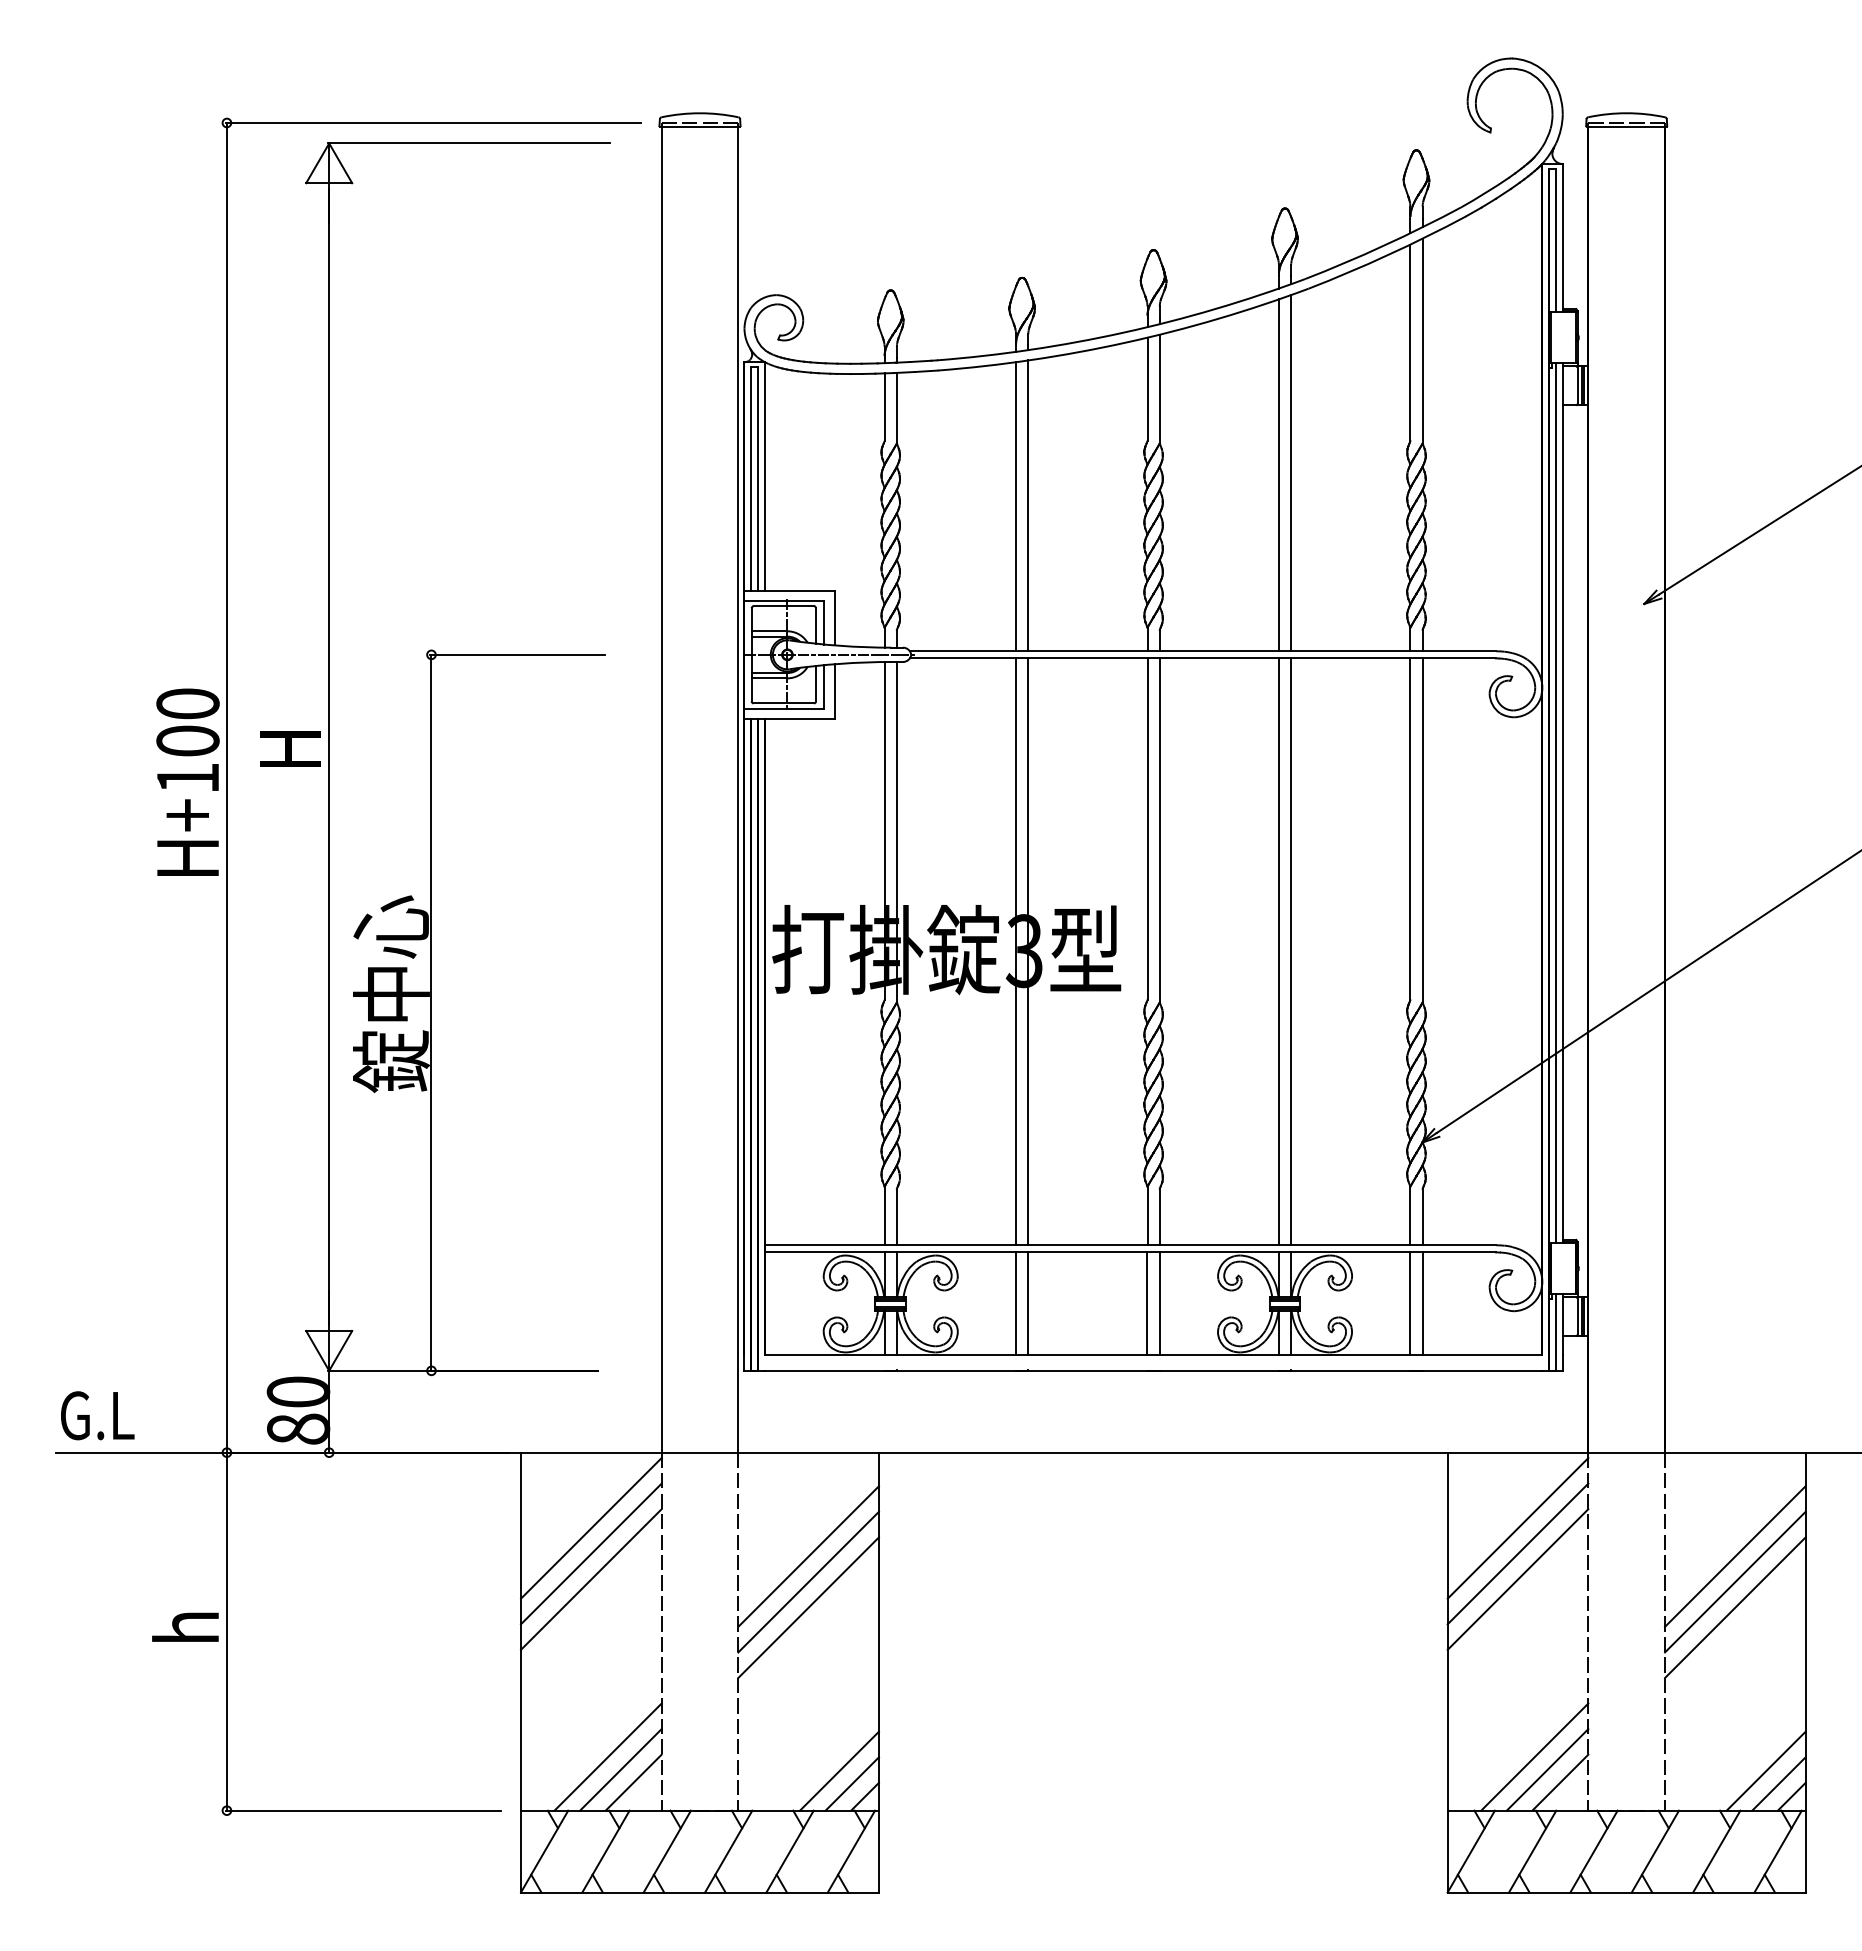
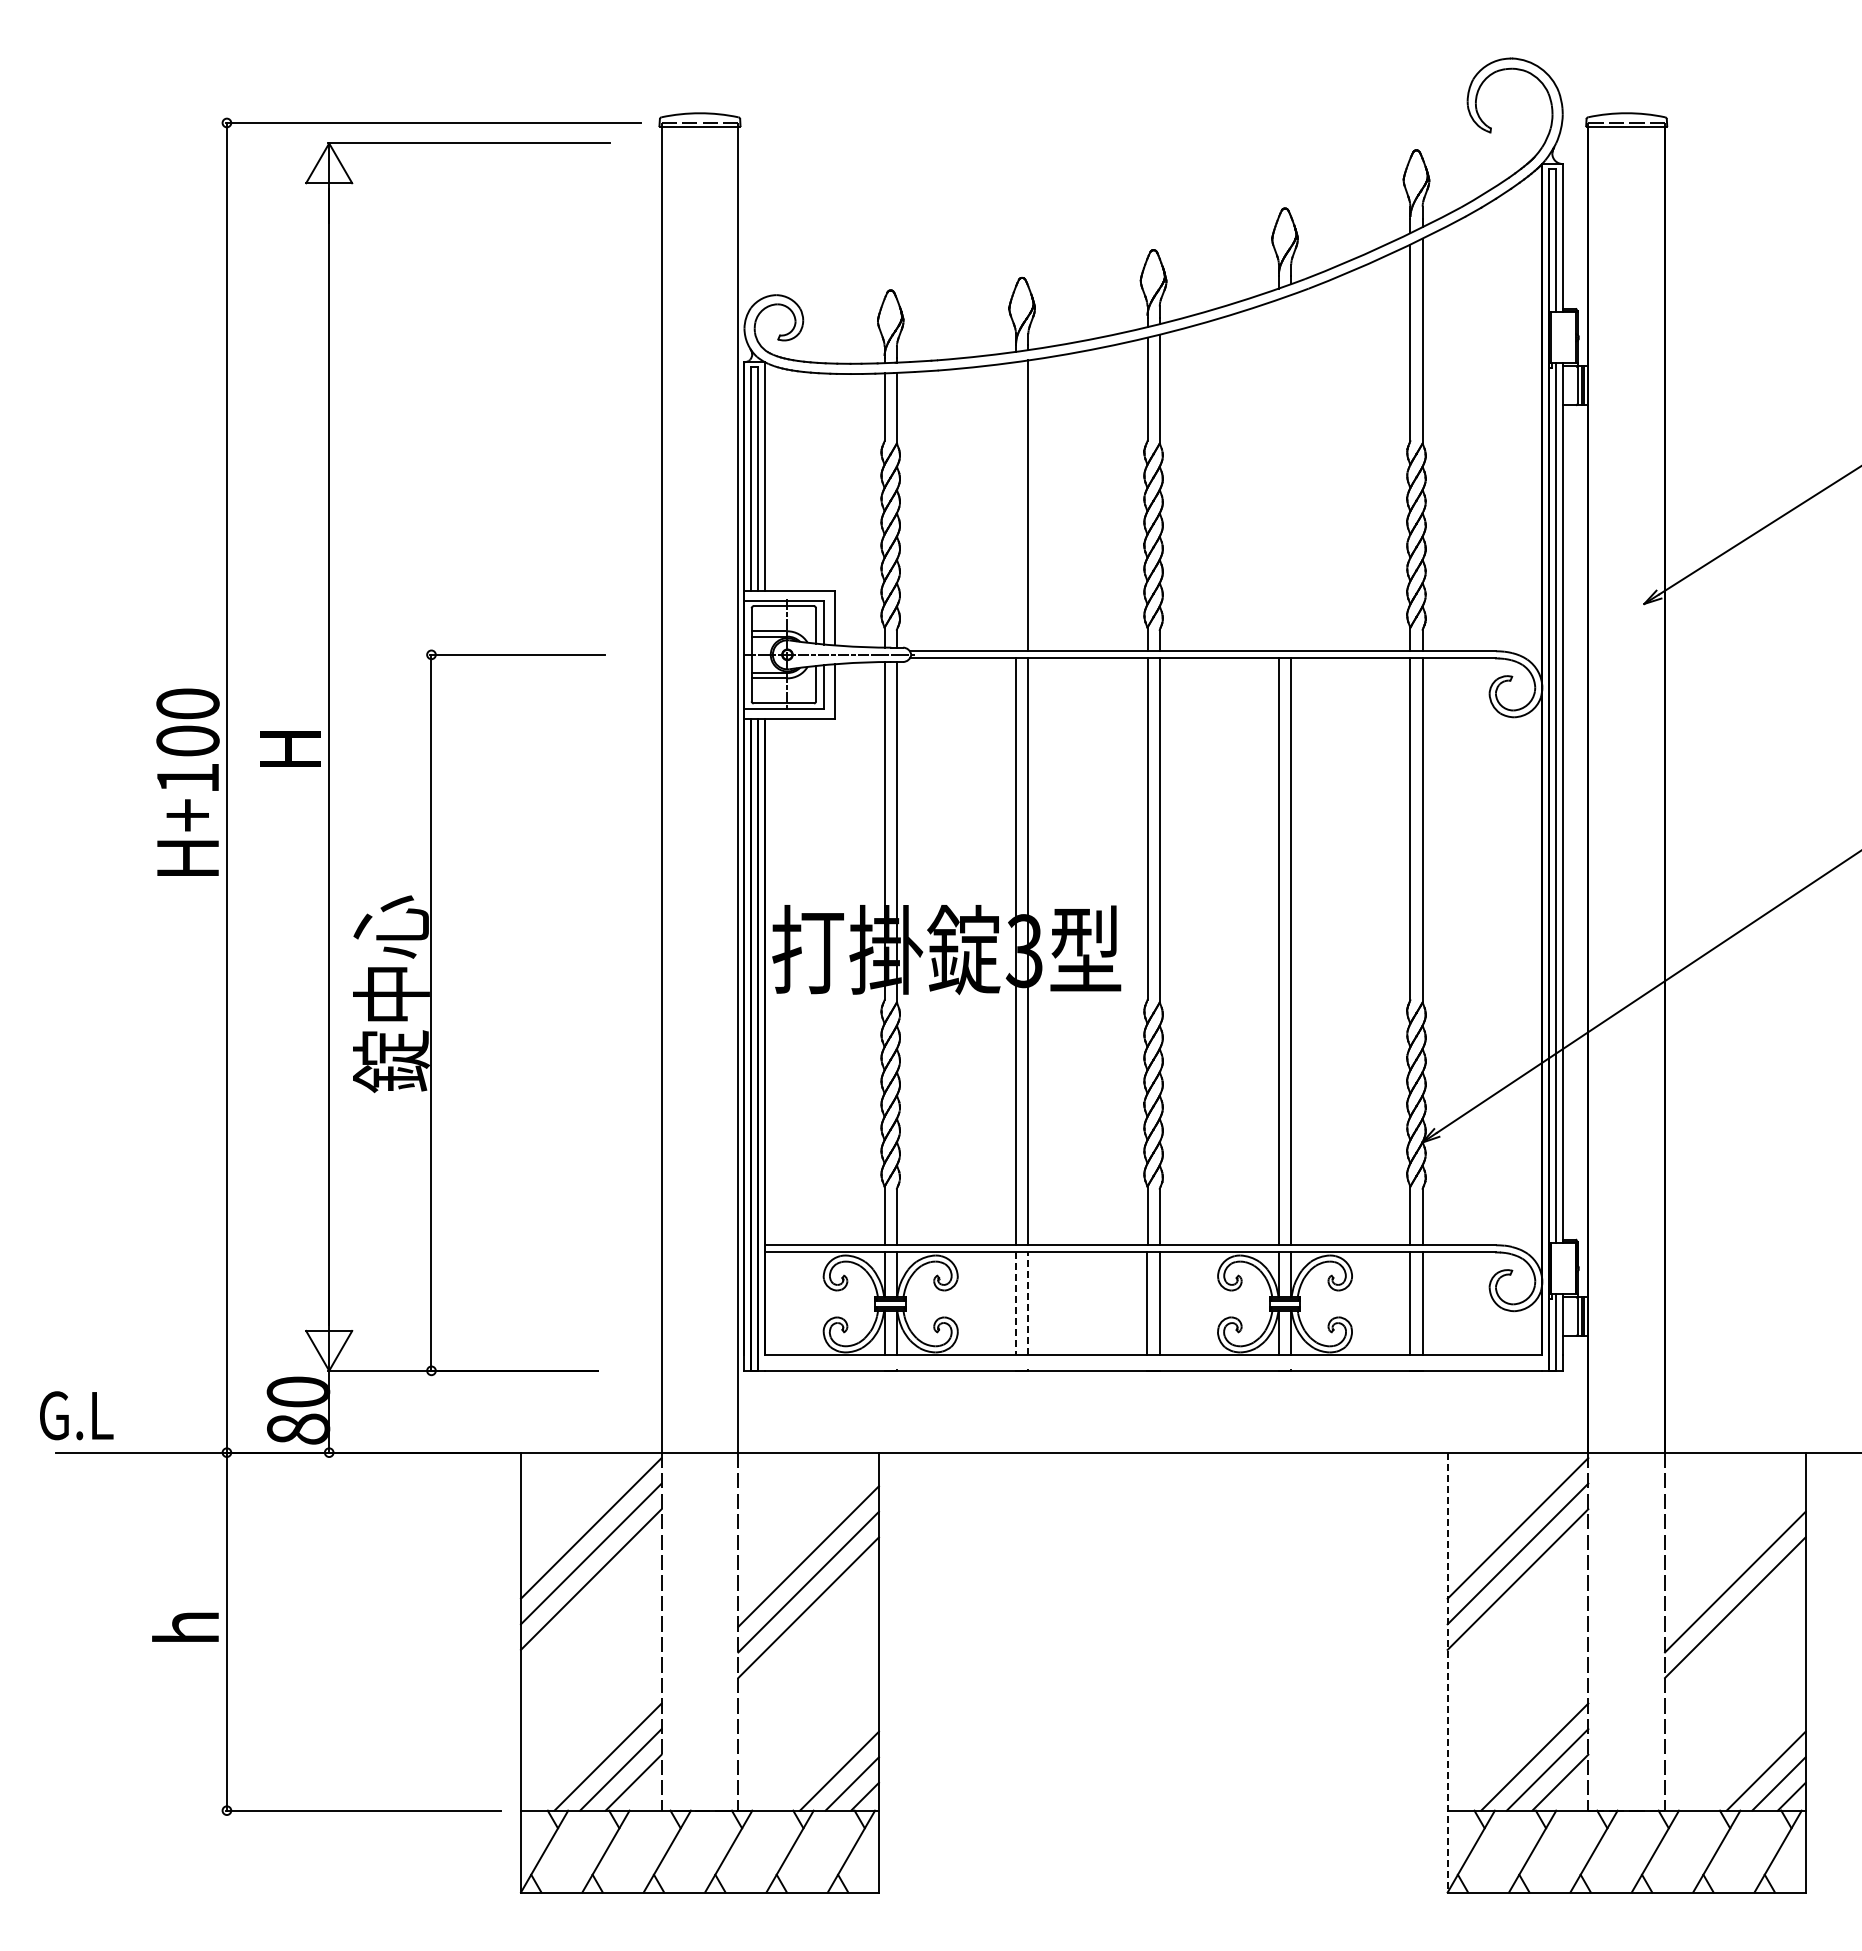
line: present -> none (1291, 473)
line: present -> none (1278, 475)
line: present -> none (1016, 506)
line: solid -> dashed (1028, 1303)
line: solid -> dashed (1016, 1304)
text position: (97, 1415) -> (76, 1415) (76, 1415)
line: present -> none (1735, 1556)
line: solid -> dashed (1447, 1672)
